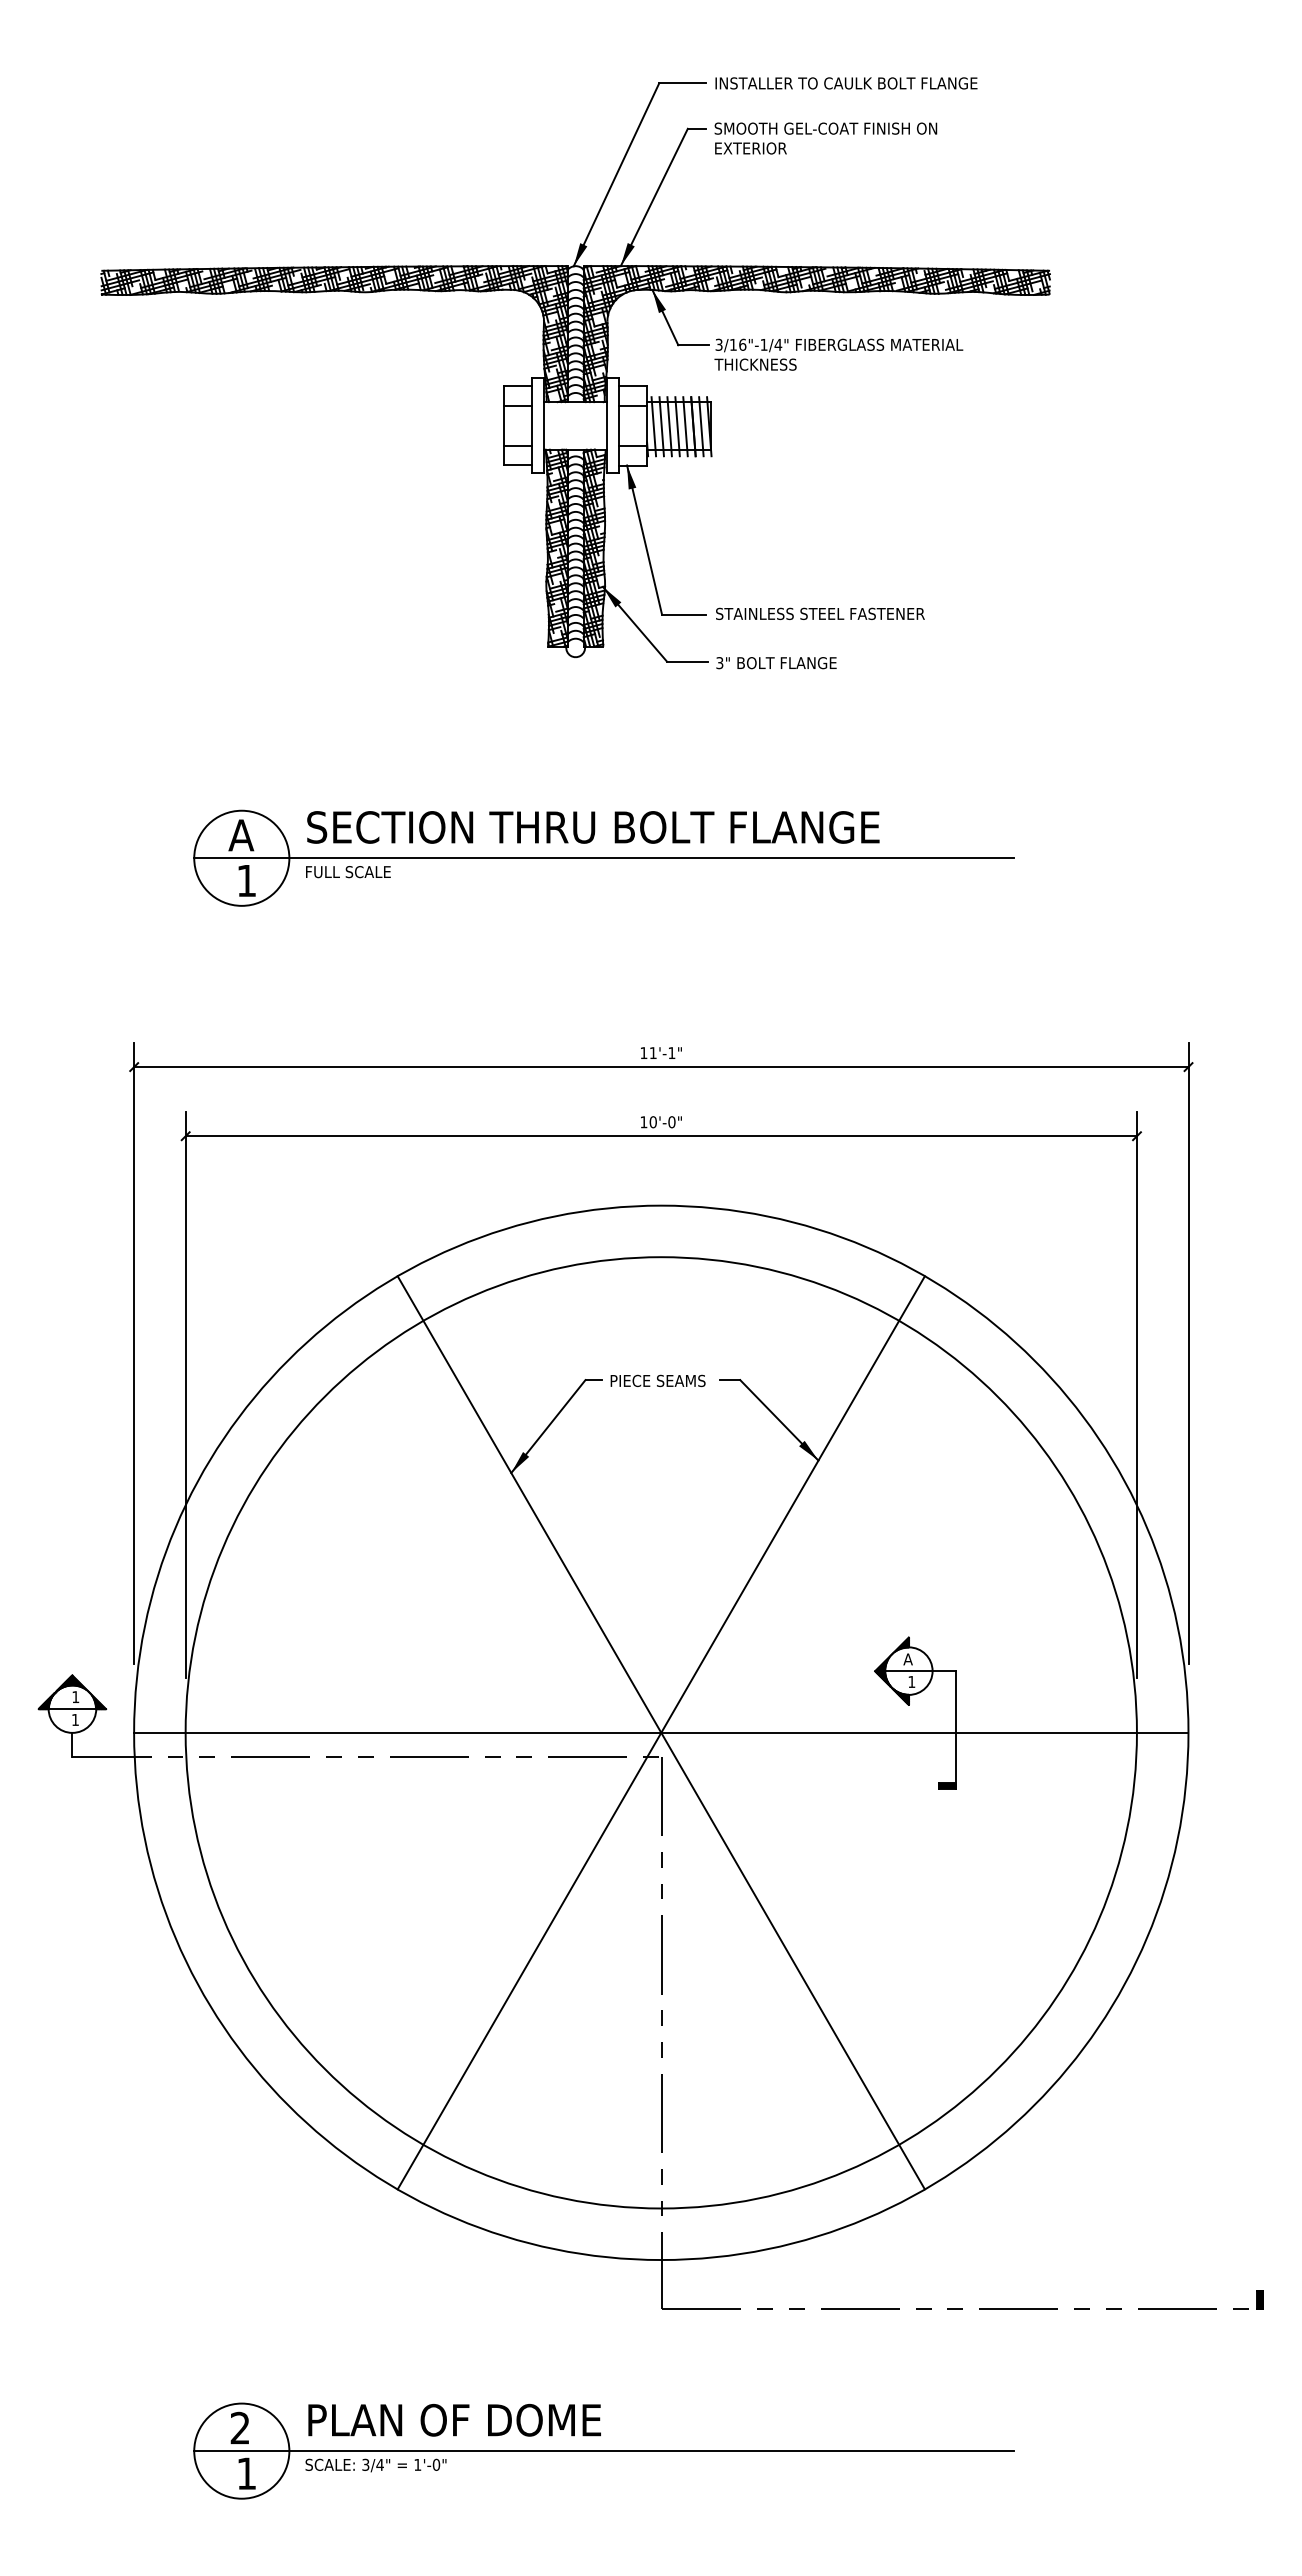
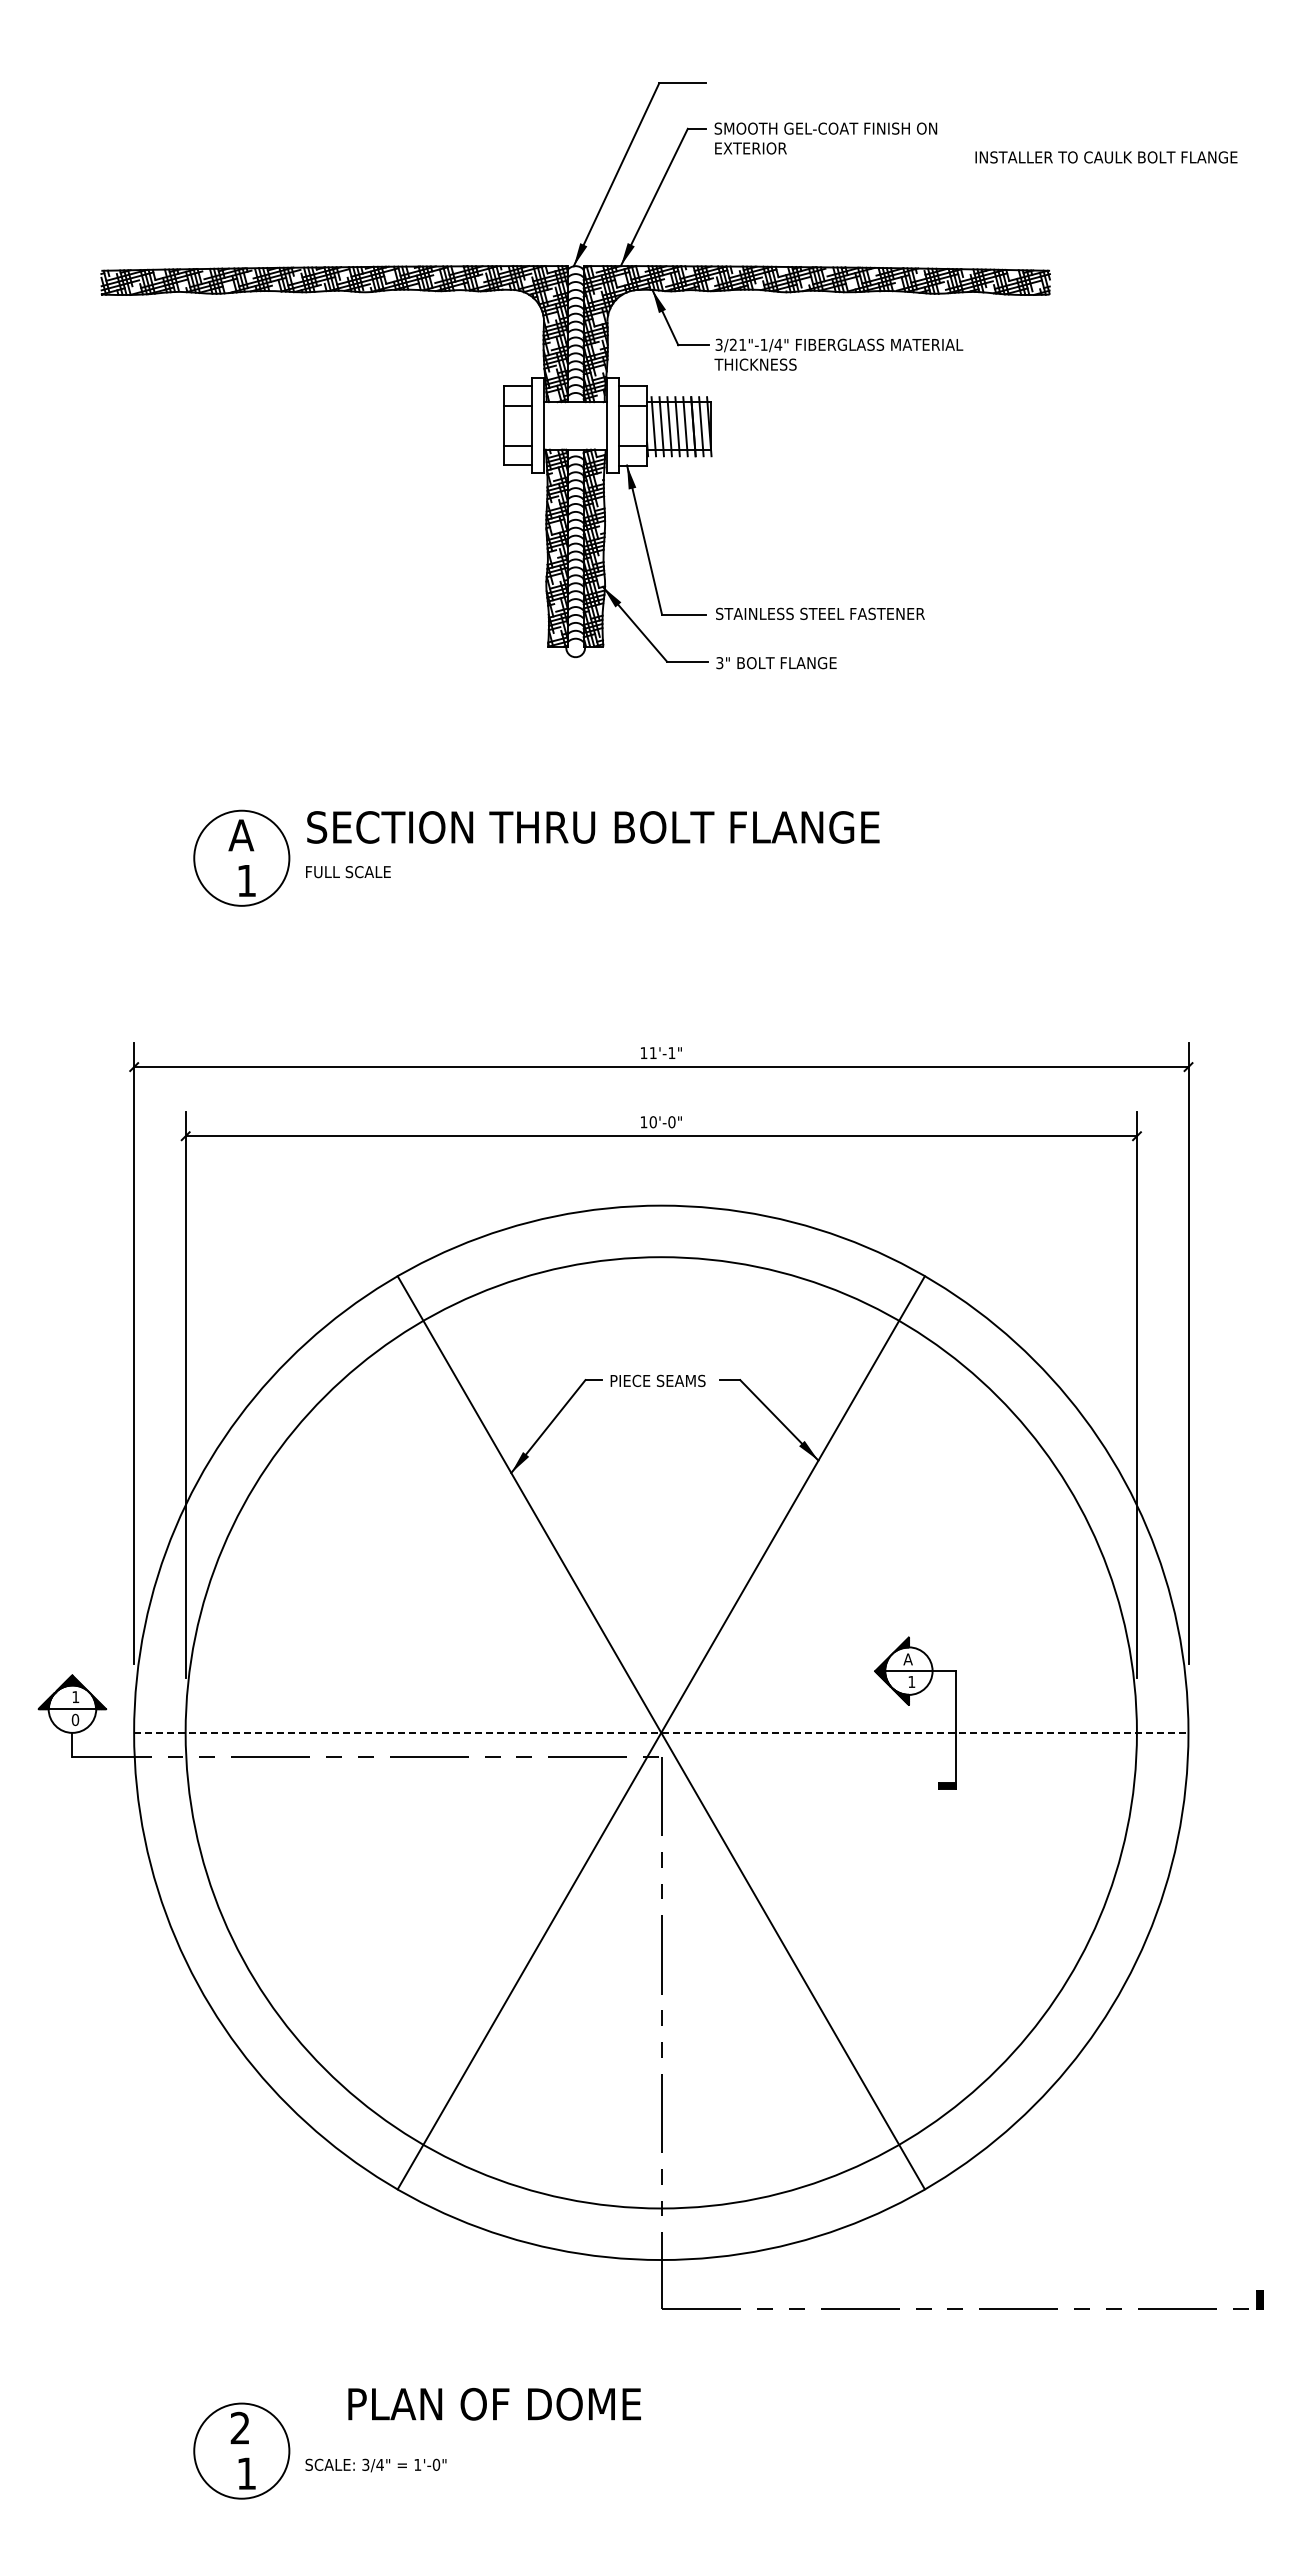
text position: (846, 83) -> (1106, 157) (1106, 157)
text: 3/16"-1/4" -> 3/21"-1/4" (737, 344)
line: present -> none (604, 858)
text: 1 -> 0 (75, 1719)
line: solid -> dashed (661, 1732)
text position: (454, 2420) -> (494, 2404) (494, 2404)
line: present -> none (604, 2451)
